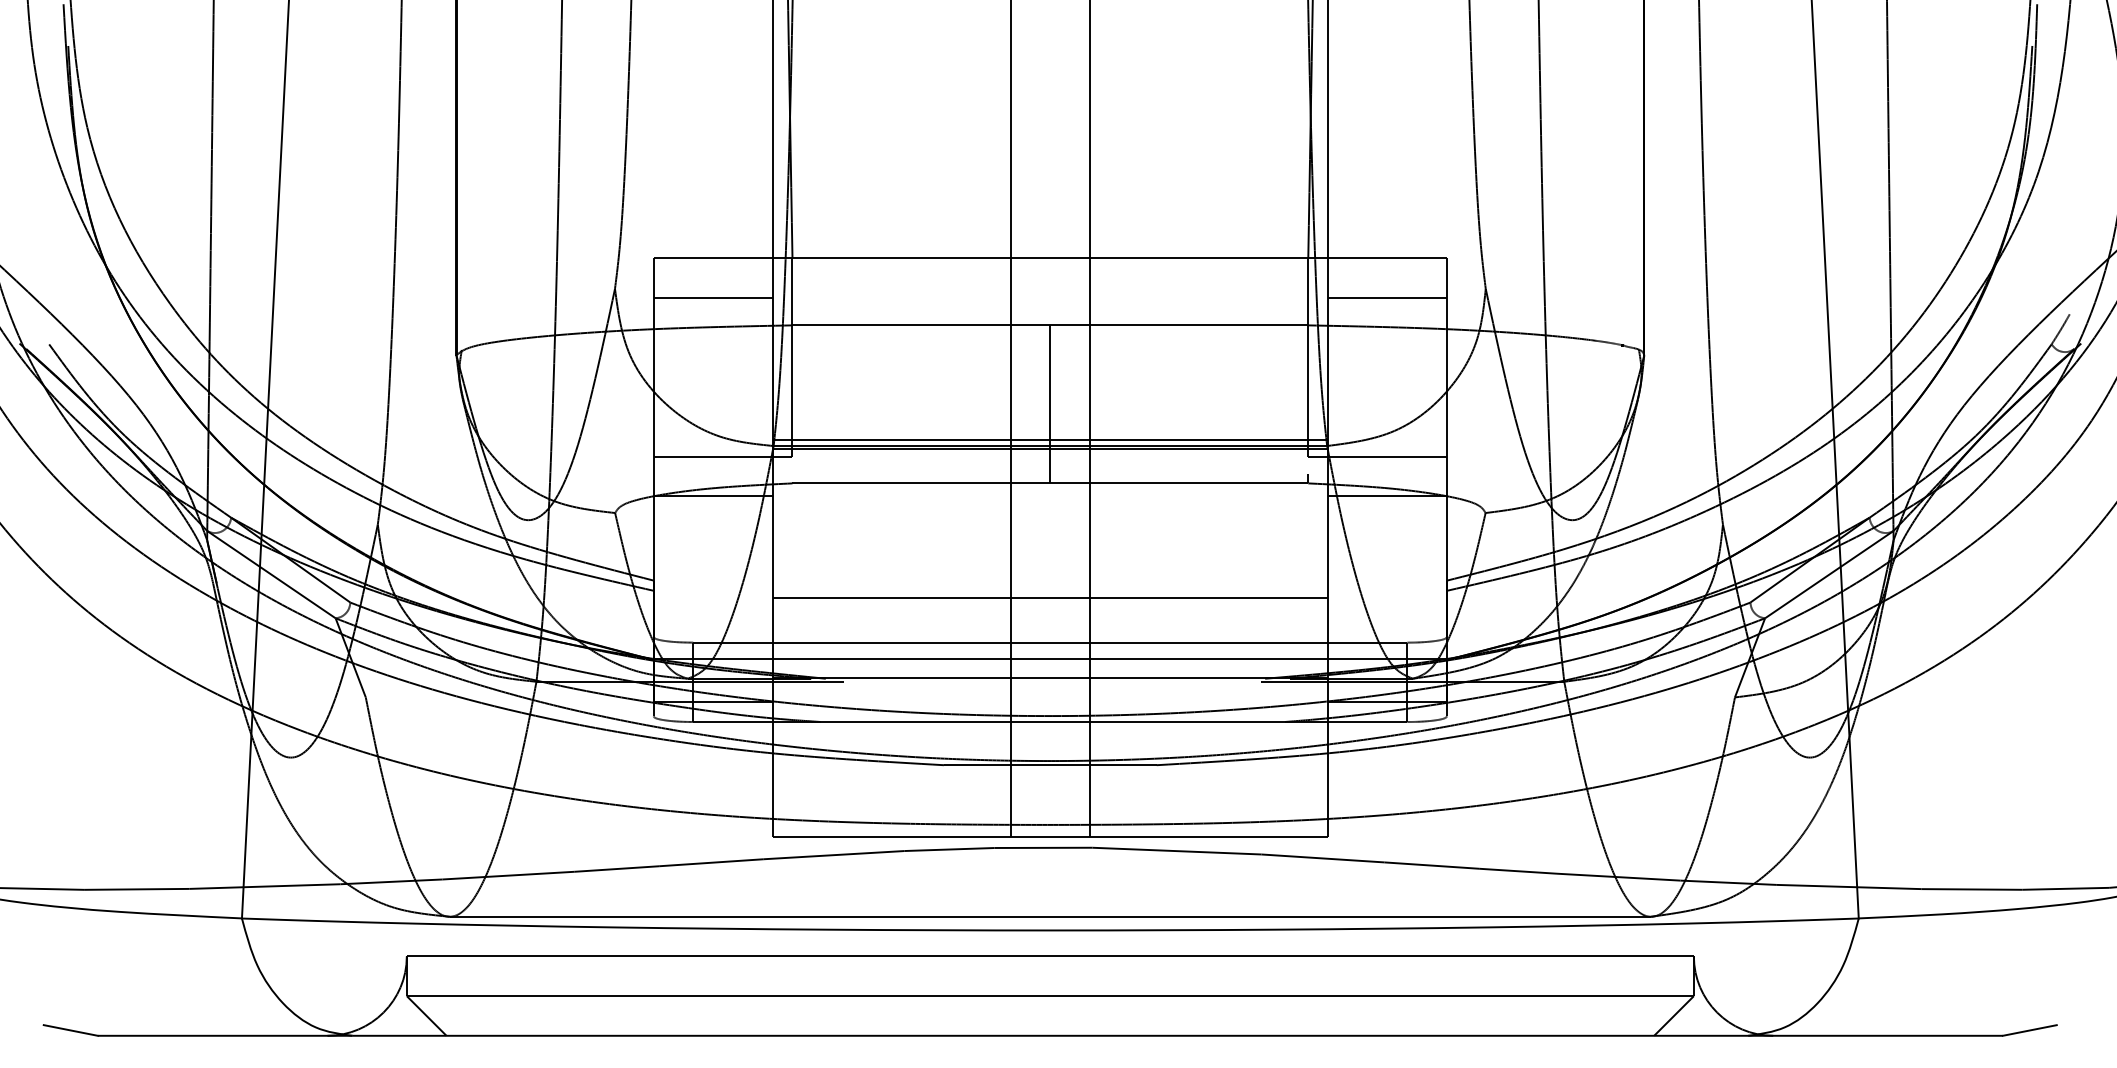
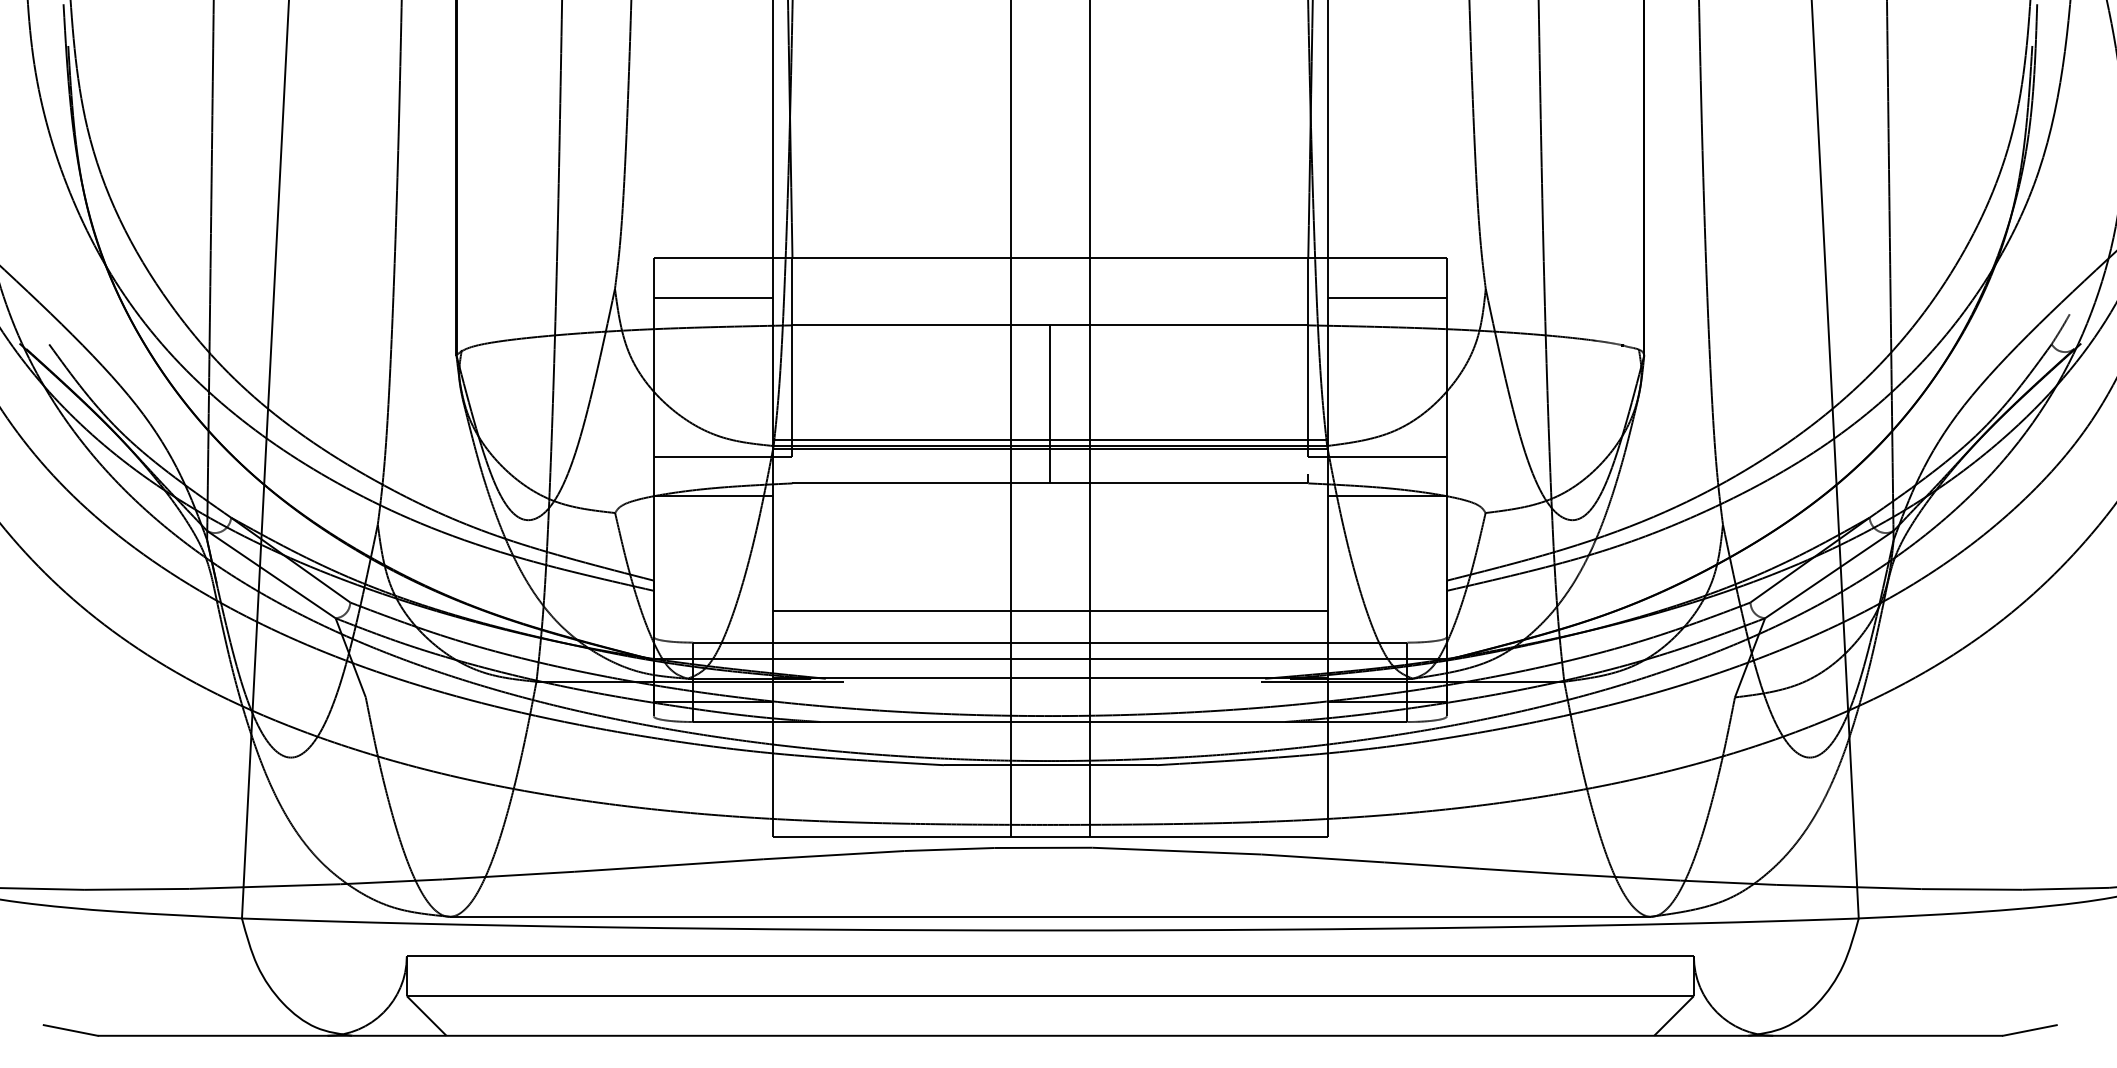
line position: (1050, 598) -> (1050, 611) (1050, 611)
